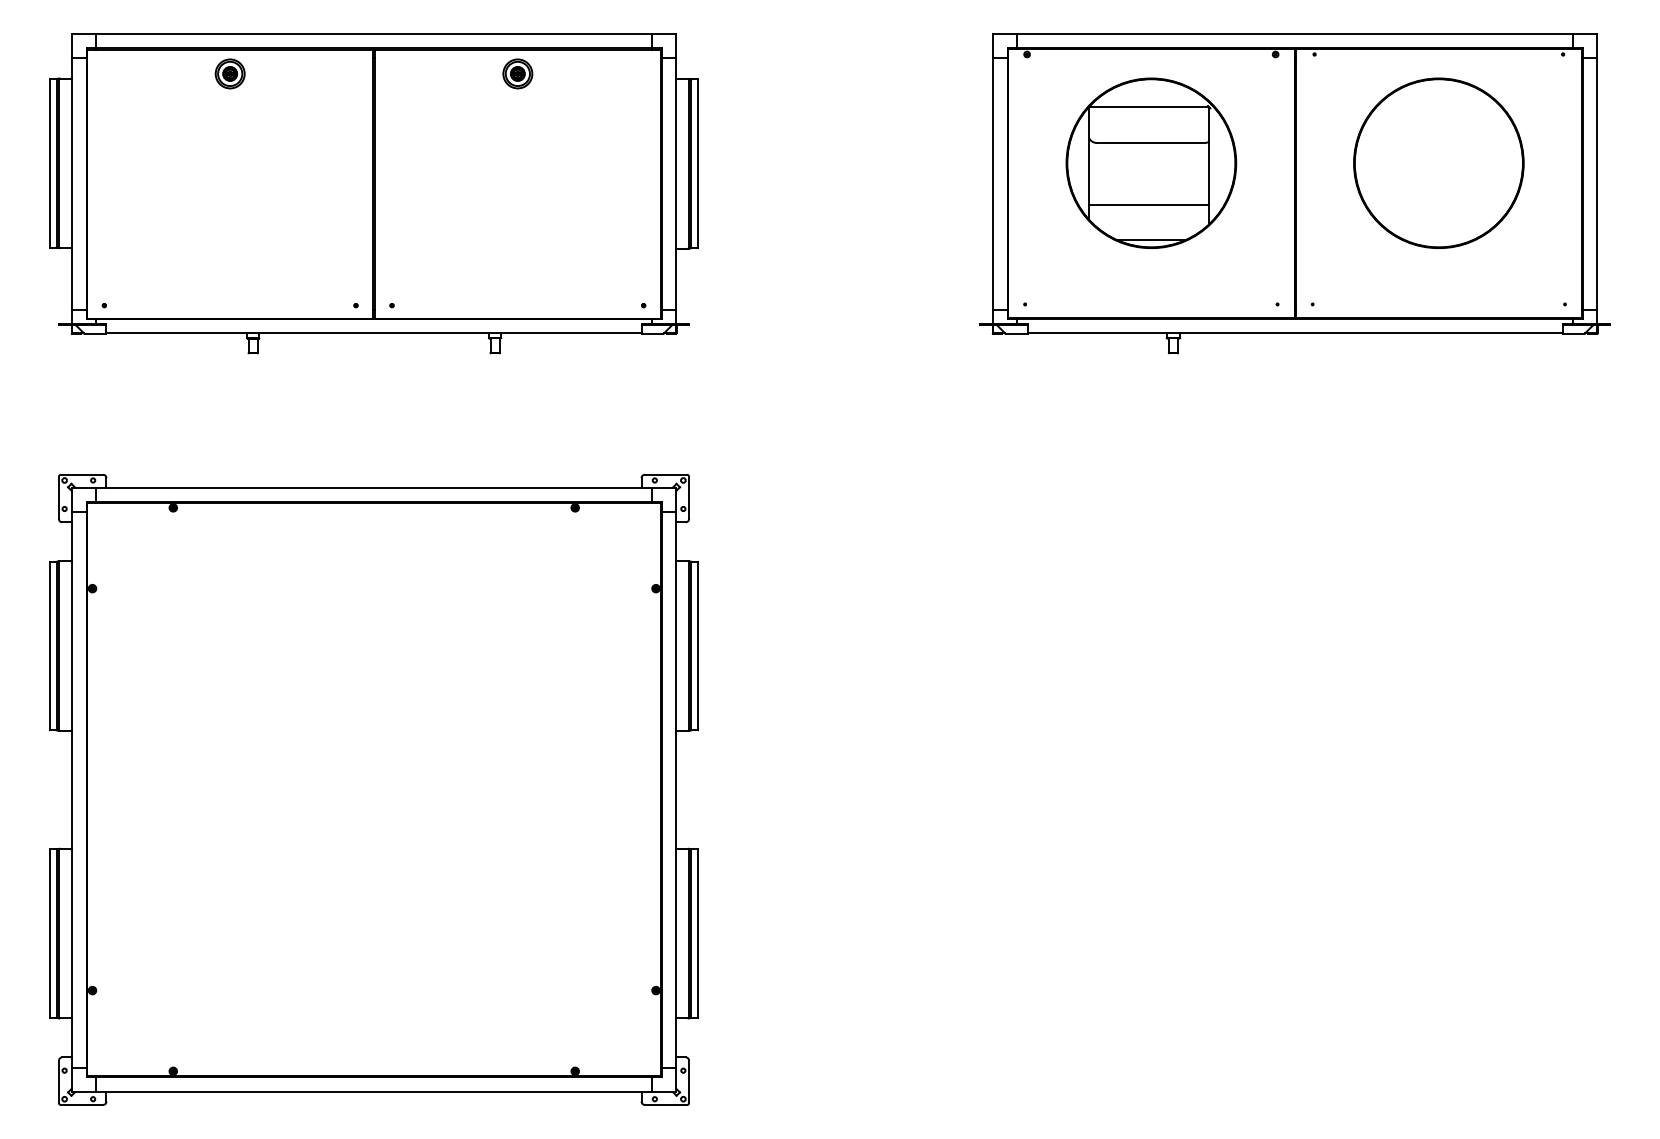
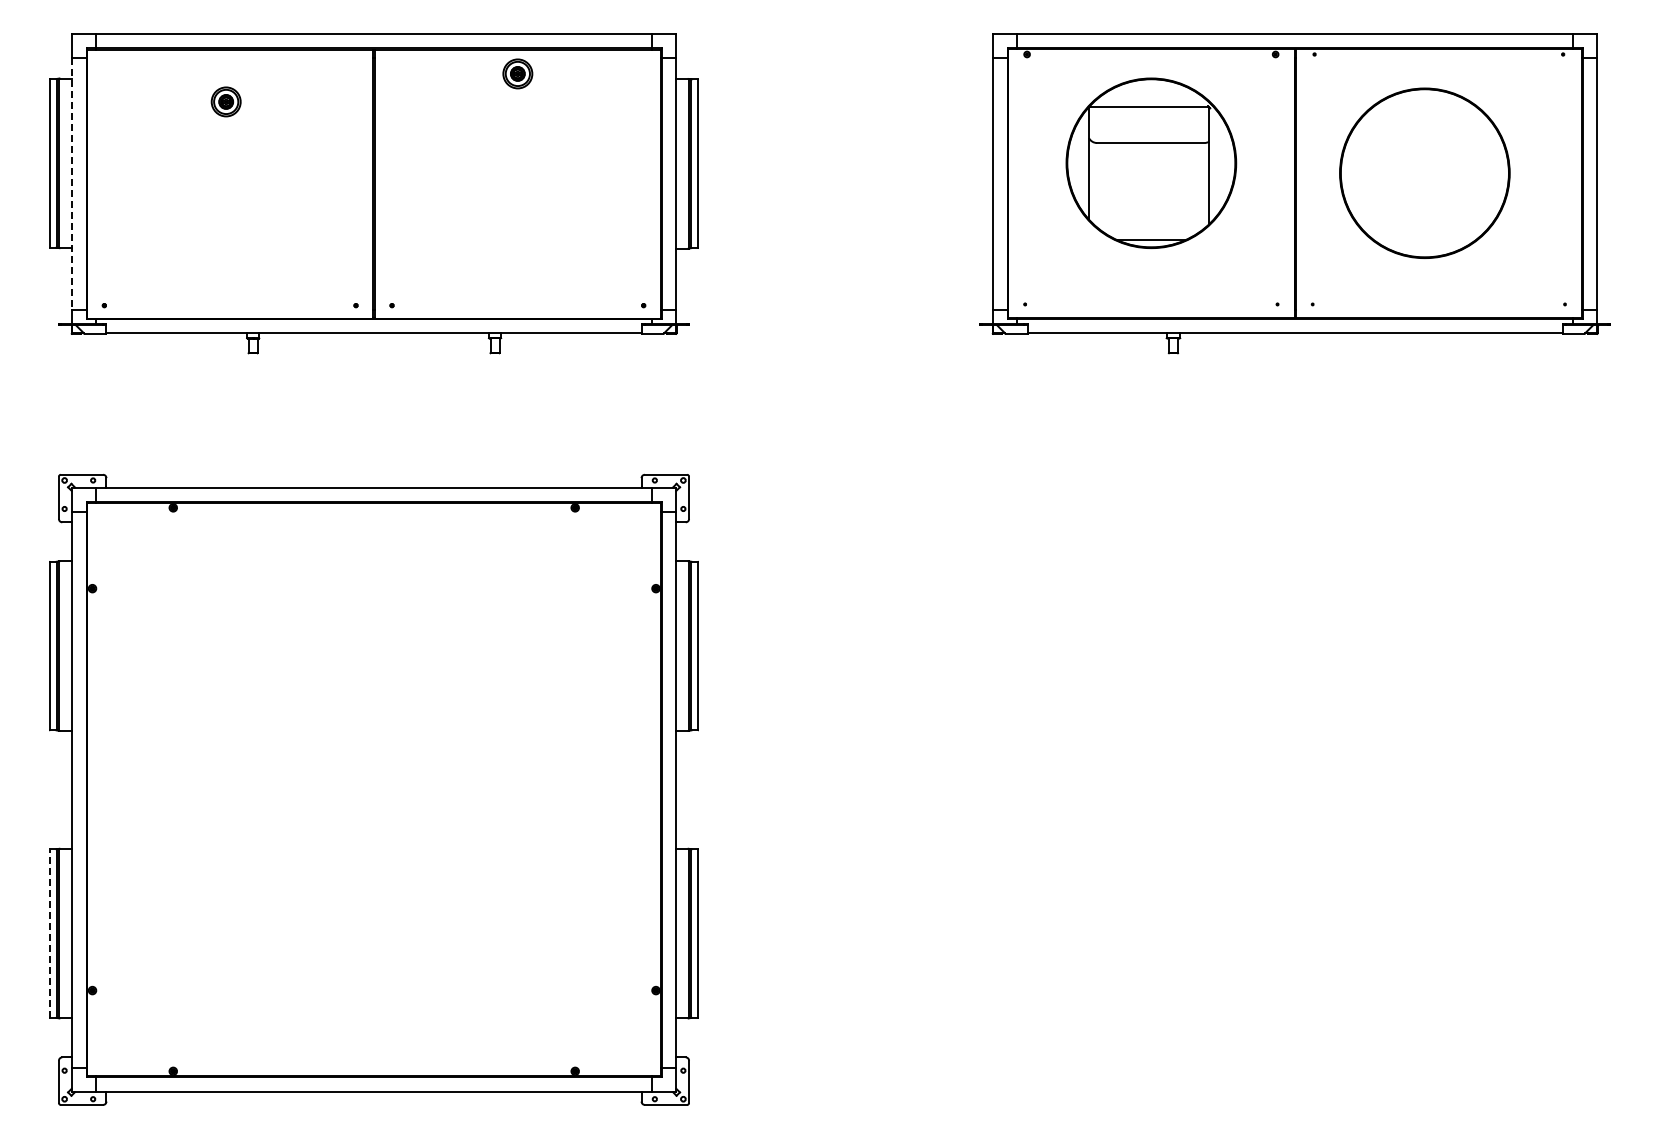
part position: (229, 73) -> (225, 101) (225, 101)
circle position: (1438, 162) -> (1424, 172) (1424, 172)
line: solid -> dashed (72, 183)
line: present -> none (1148, 205)
line: solid -> dashed (49, 933)
